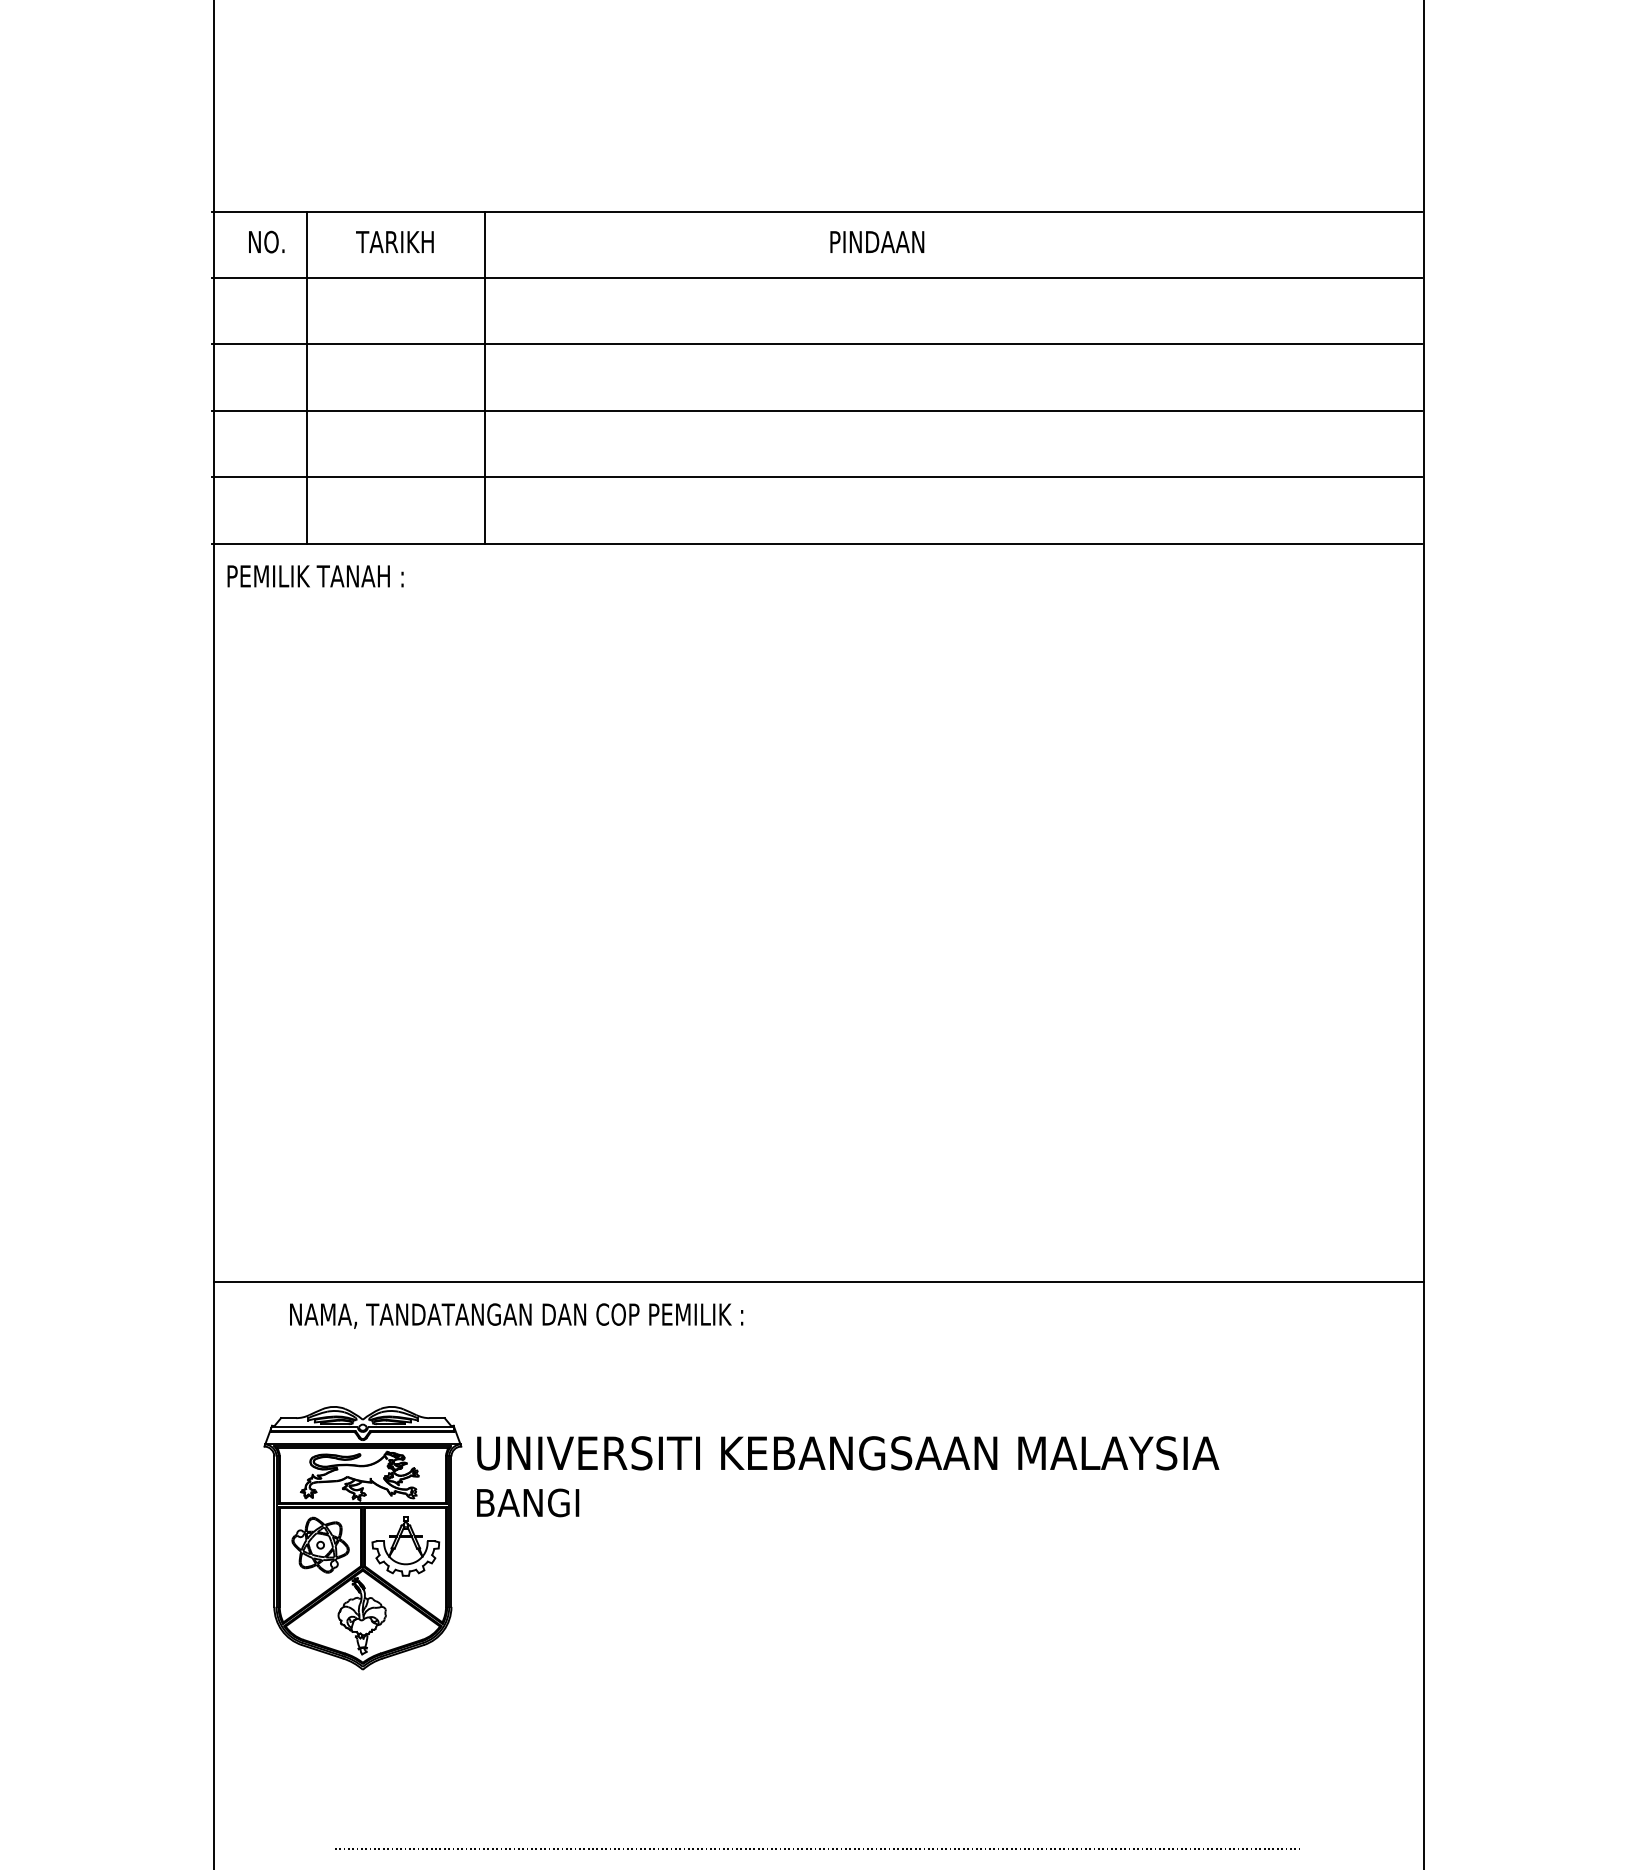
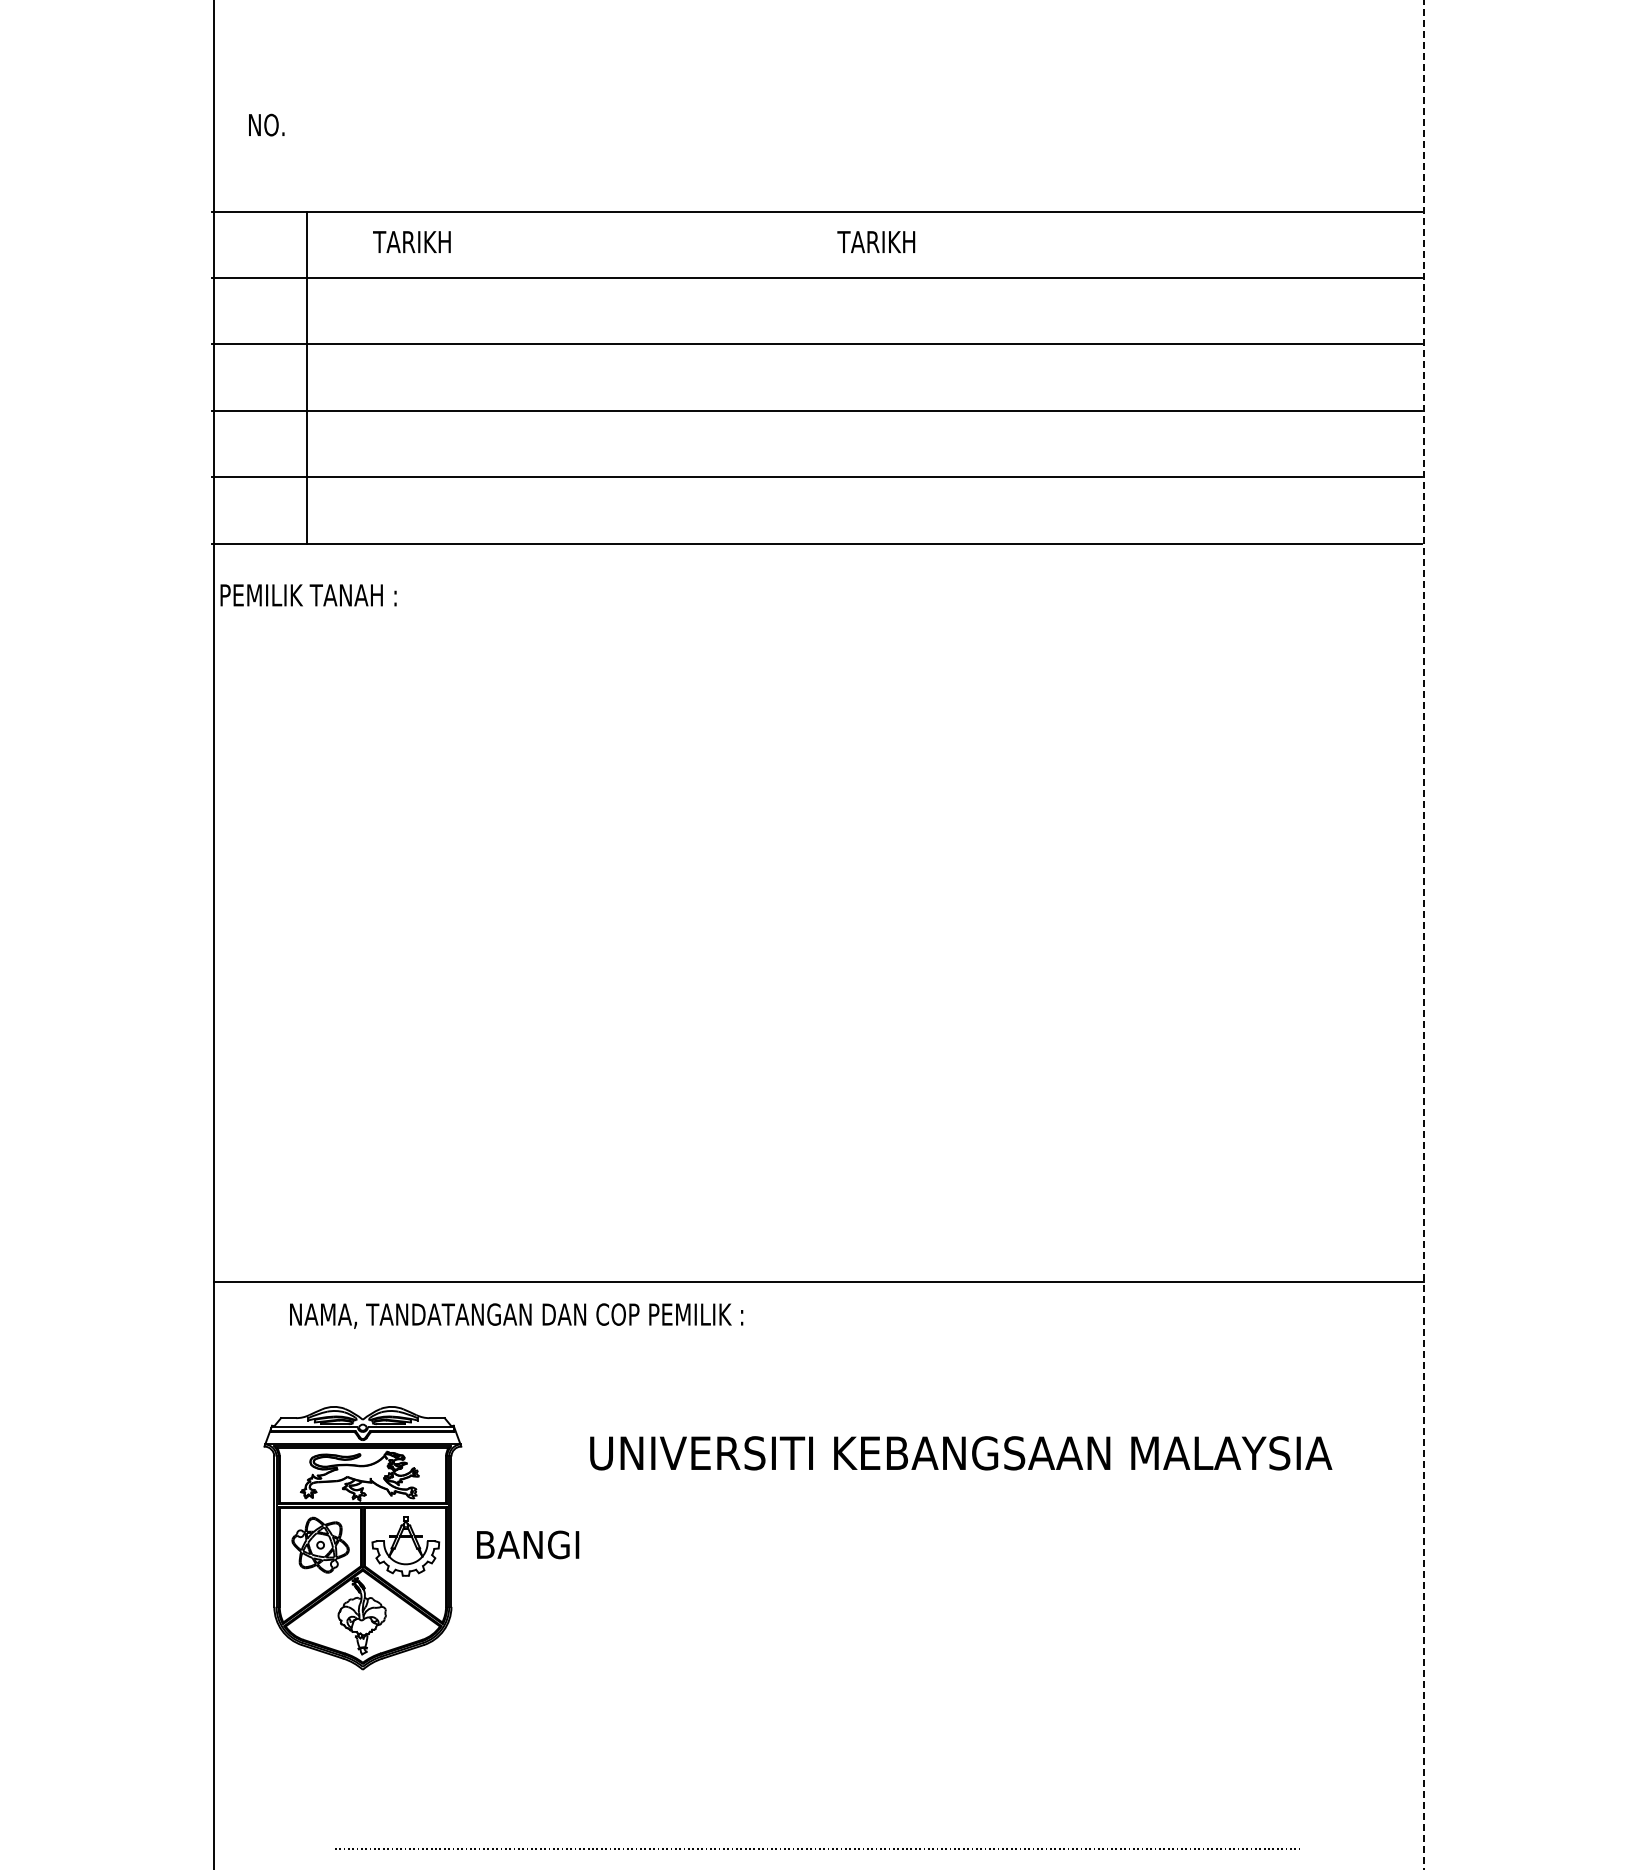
text position: (266, 241) -> (266, 124) (266, 124)
text position: (394, 241) -> (411, 241) (411, 241)
text: PINDAAN -> TARIKH (877, 241)
line: present -> none (484, 377)
text position: (315, 576) -> (308, 595) (308, 595)
line: solid -> dashed (1424, 933)
text position: (848, 1453) -> (961, 1453) (961, 1453)
text position: (528, 1502) -> (528, 1544) (528, 1544)
